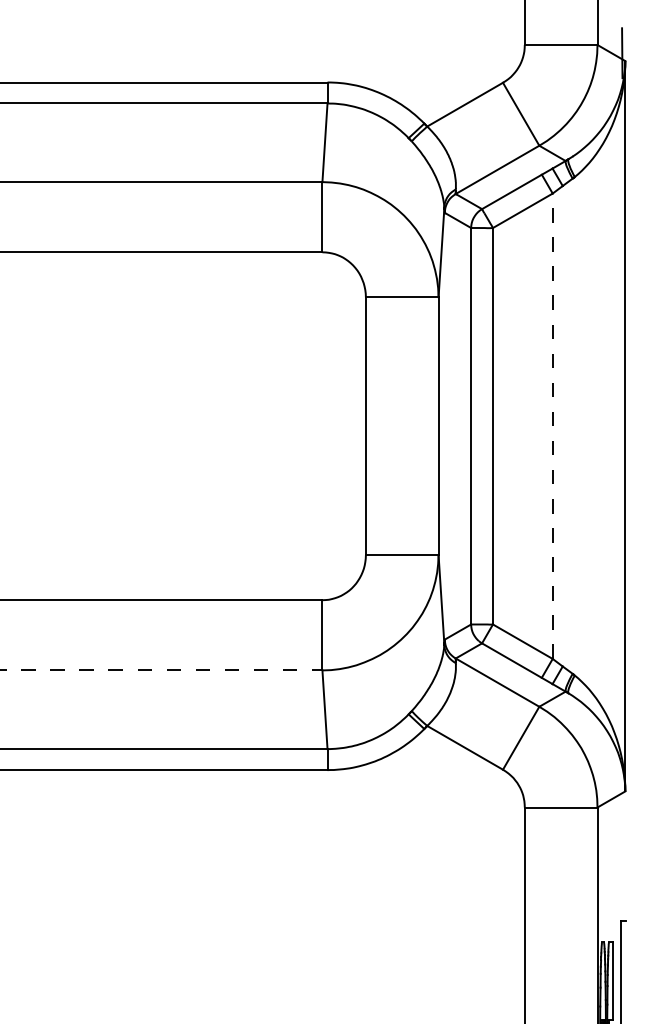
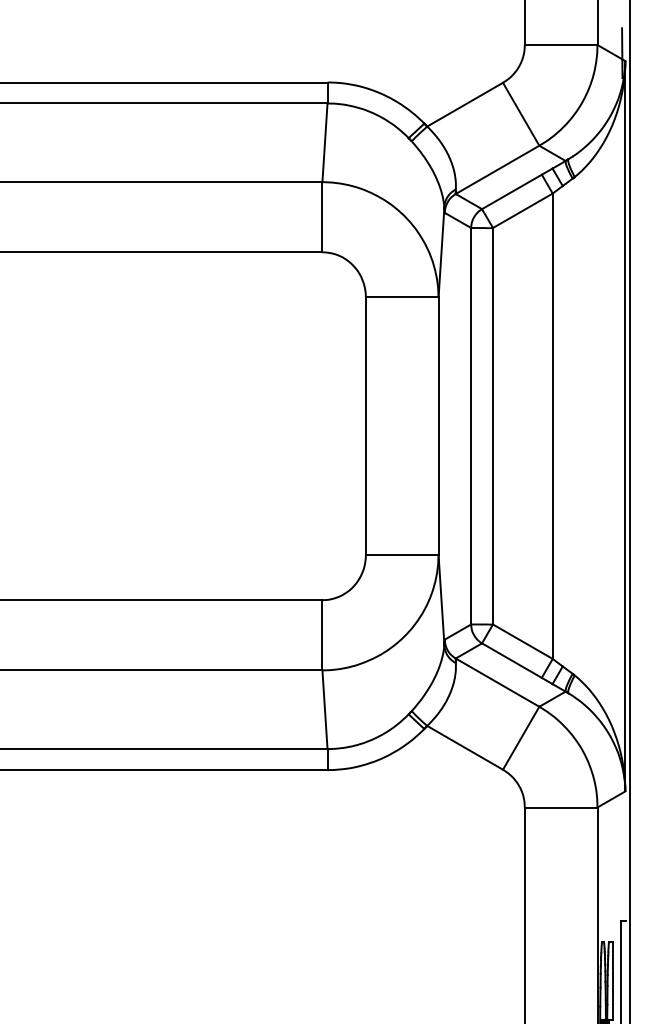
line: dashed -> solid (552, 426)
line: none -> present (629, 511)
line: dashed -> solid (161, 670)
